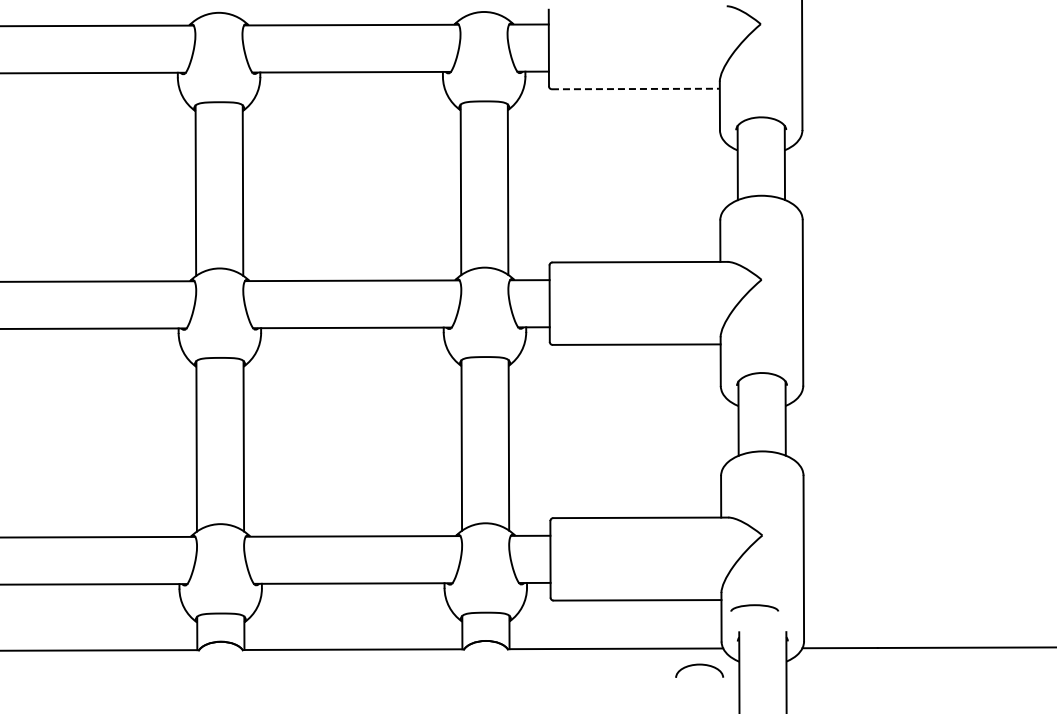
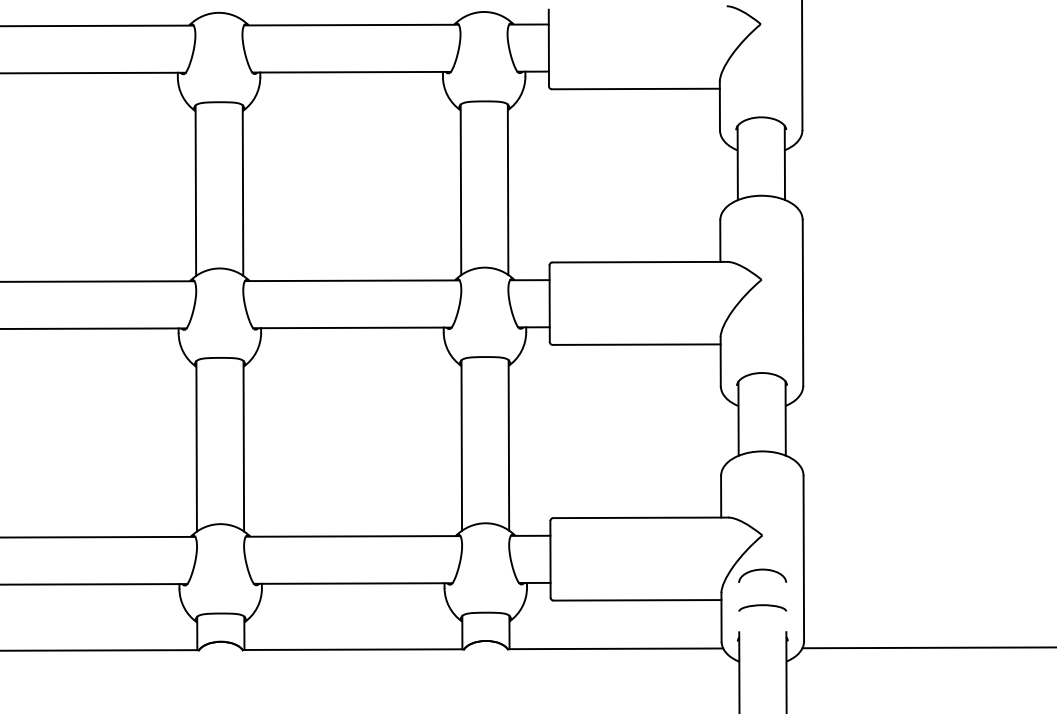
line: dashed -> solid (635, 89)
curve position: (754, 606) -> (762, 606) (762, 606)
curve position: (699, 665) -> (762, 570) (762, 570)
